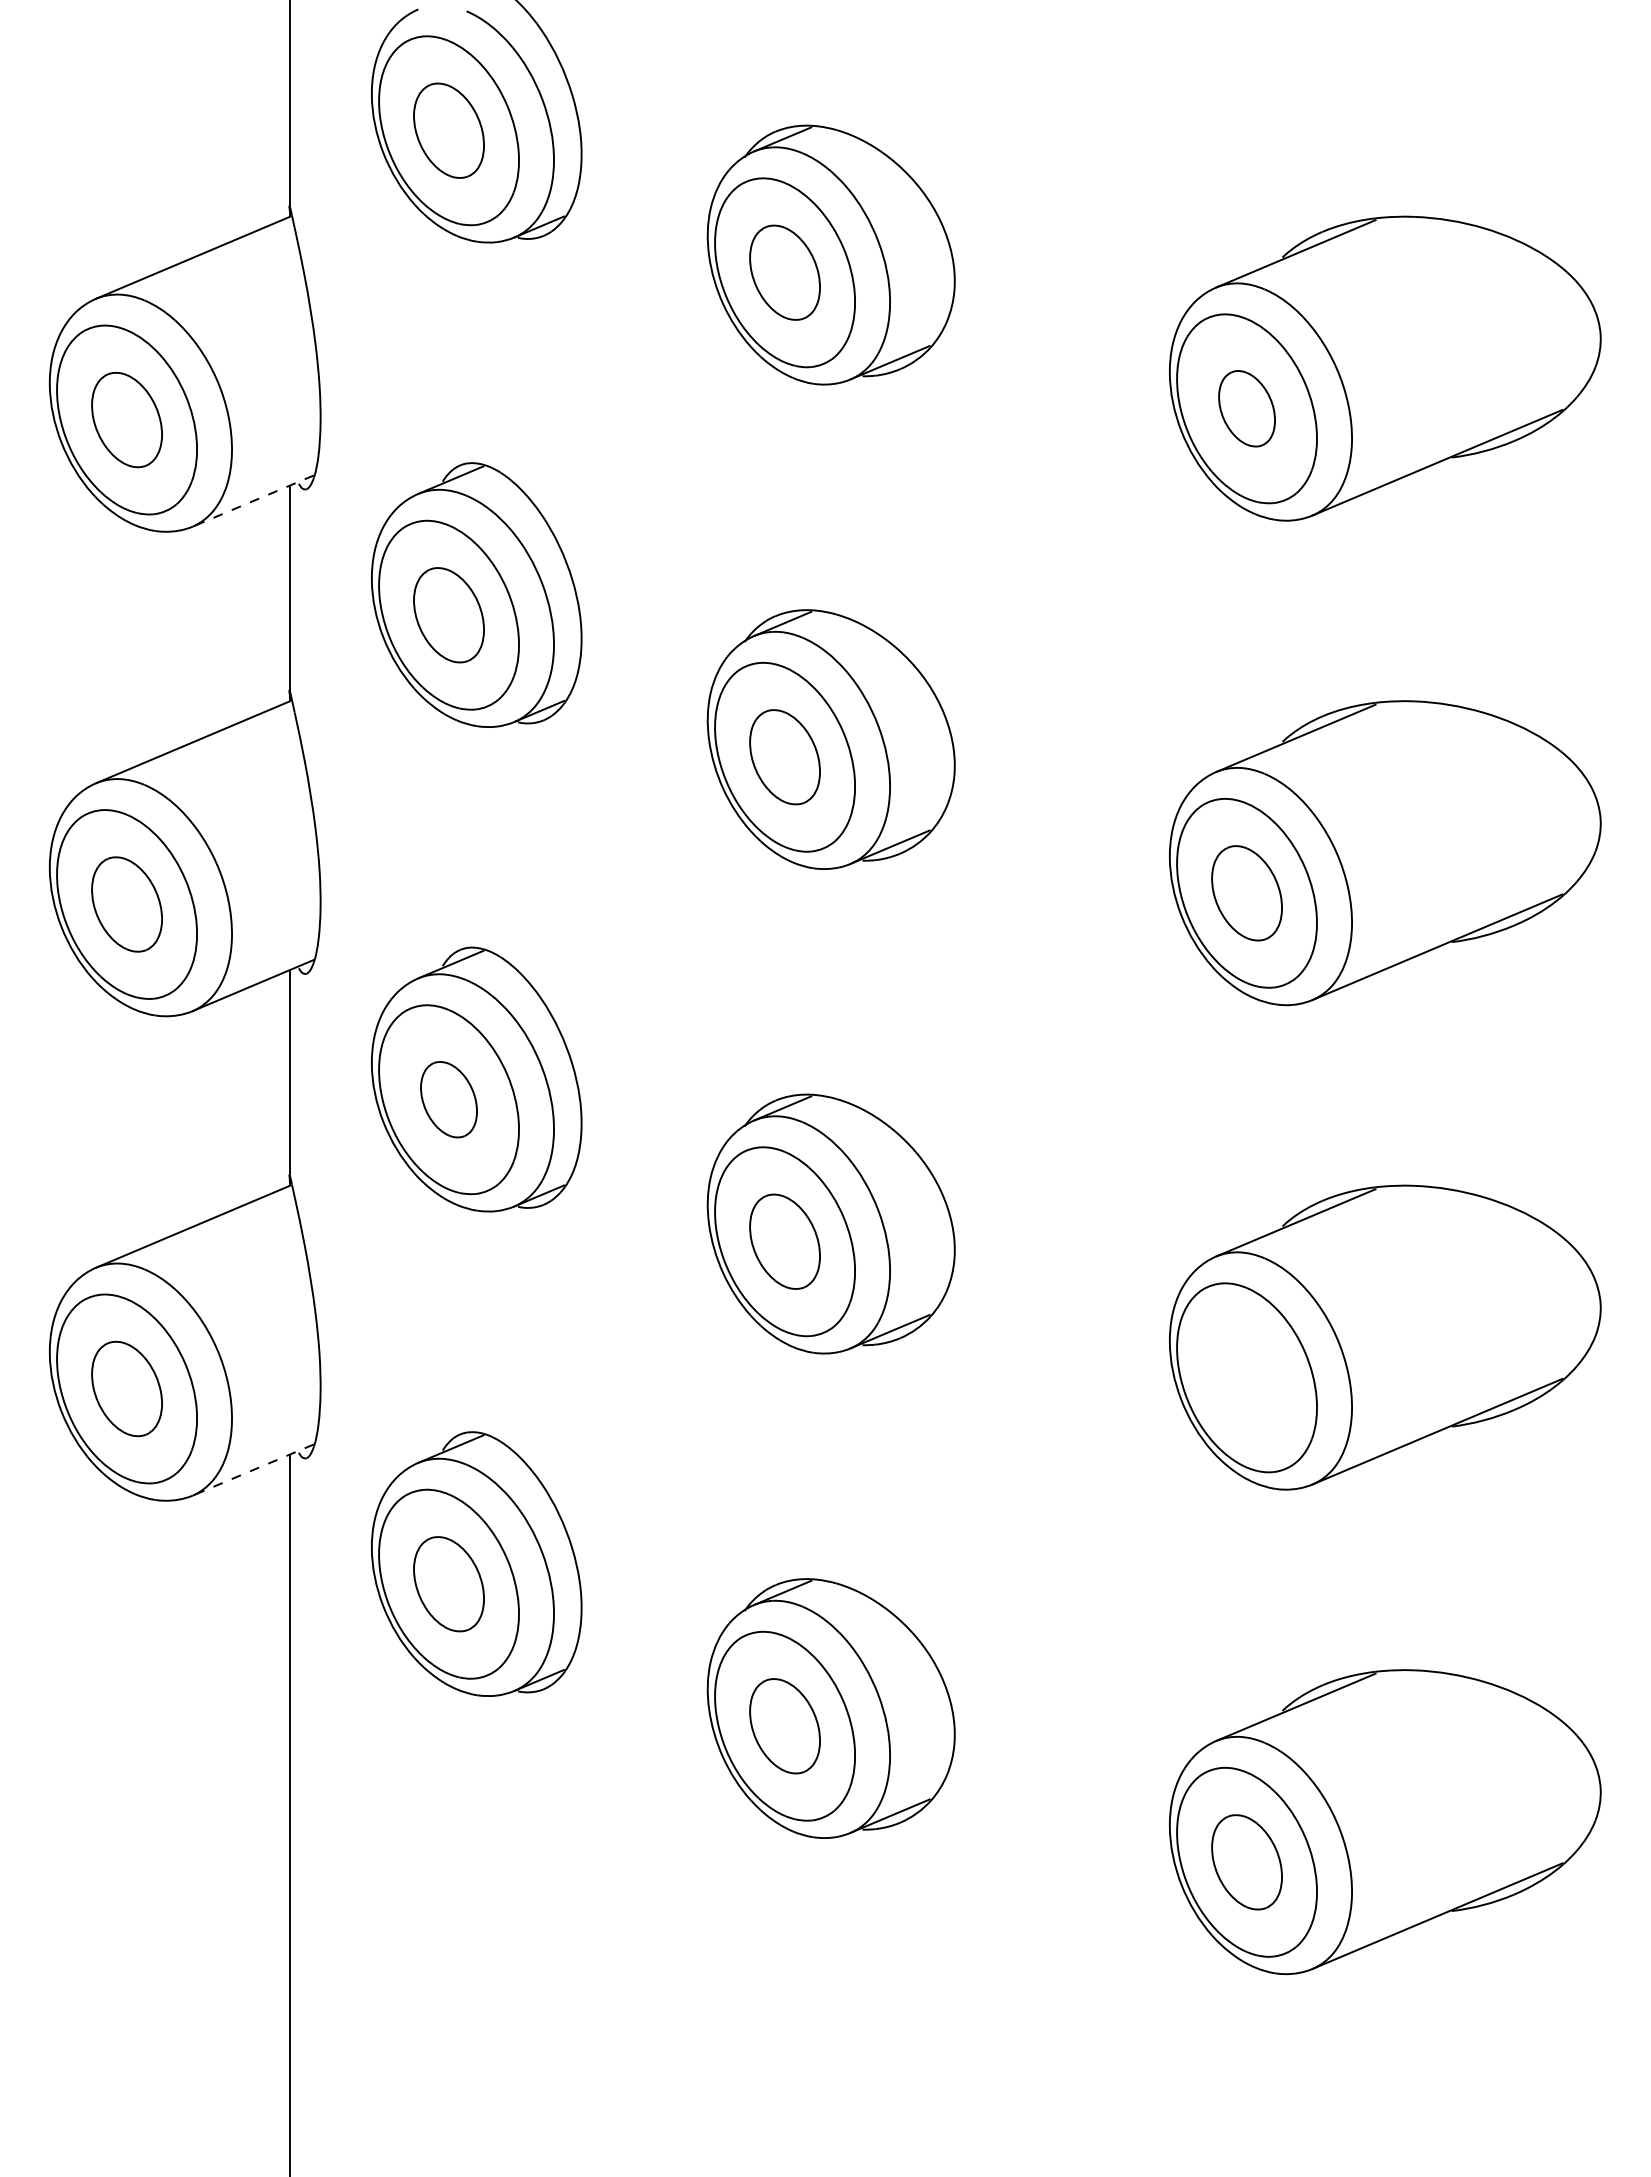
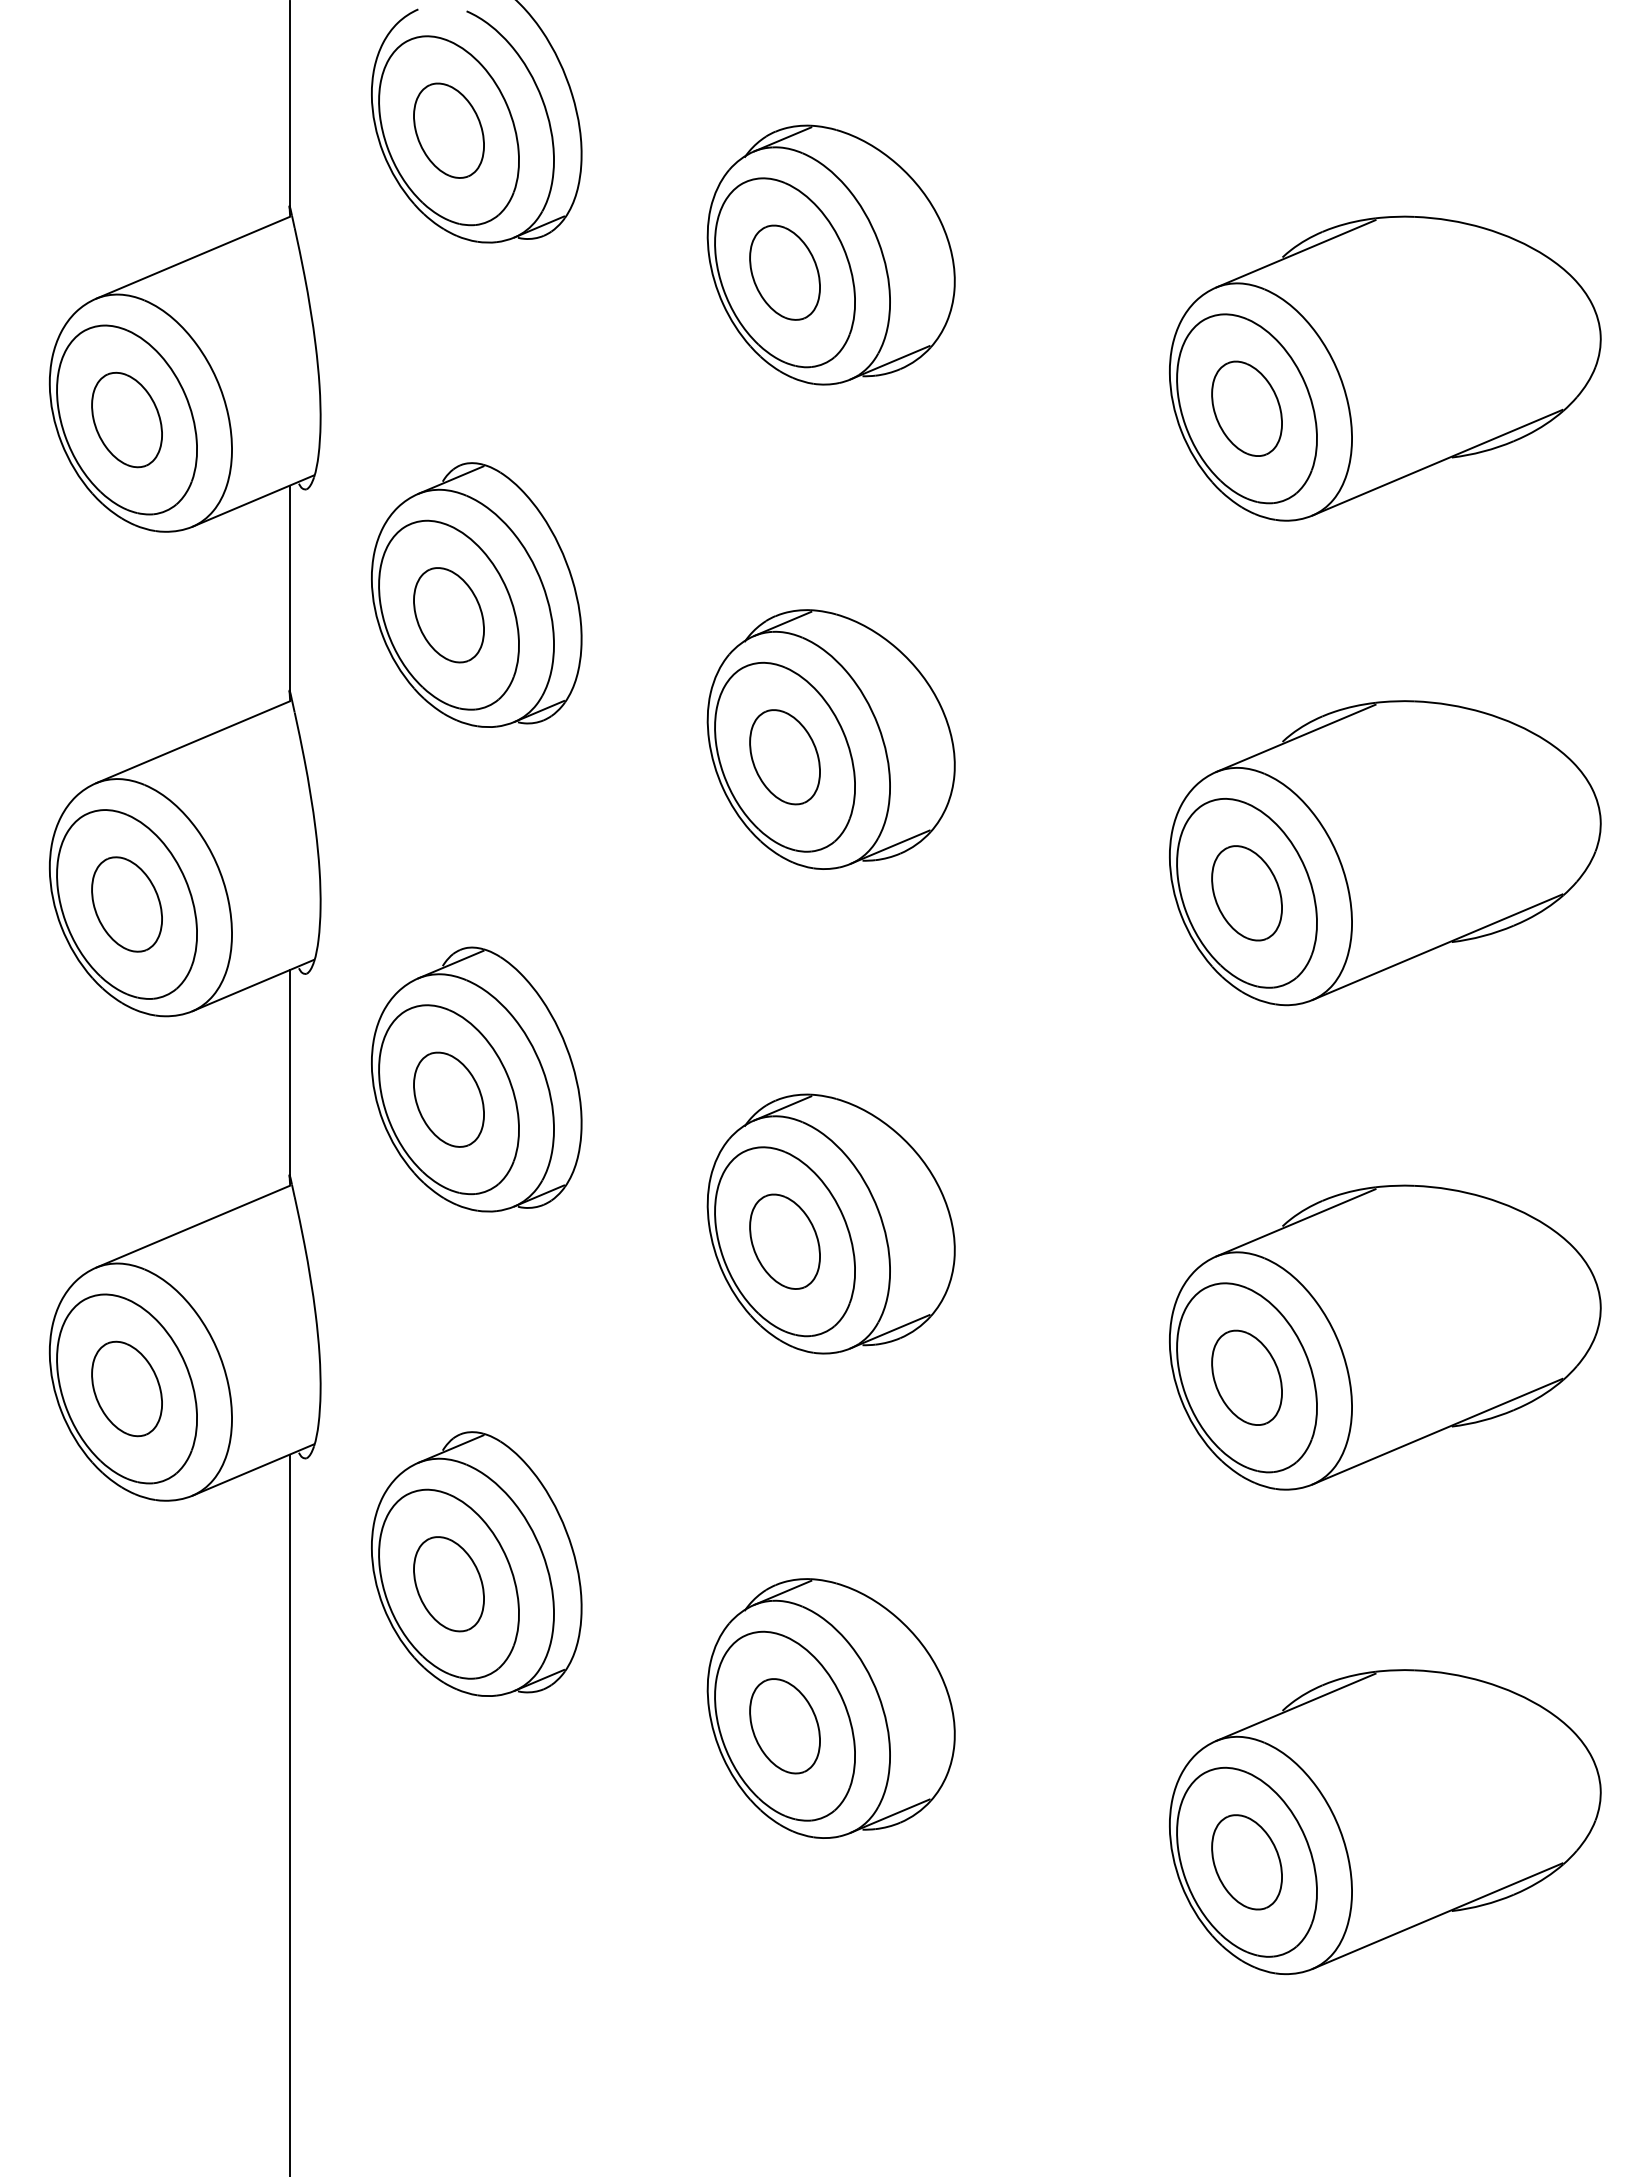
part size: 58x78 px -> 72x97 px (1246, 408)
line: dashed -> solid (253, 501)
part size: 58x78 px -> 72x97 px (448, 1099)
part: none -> present (1246, 1377)
line: dashed -> solid (253, 1470)
